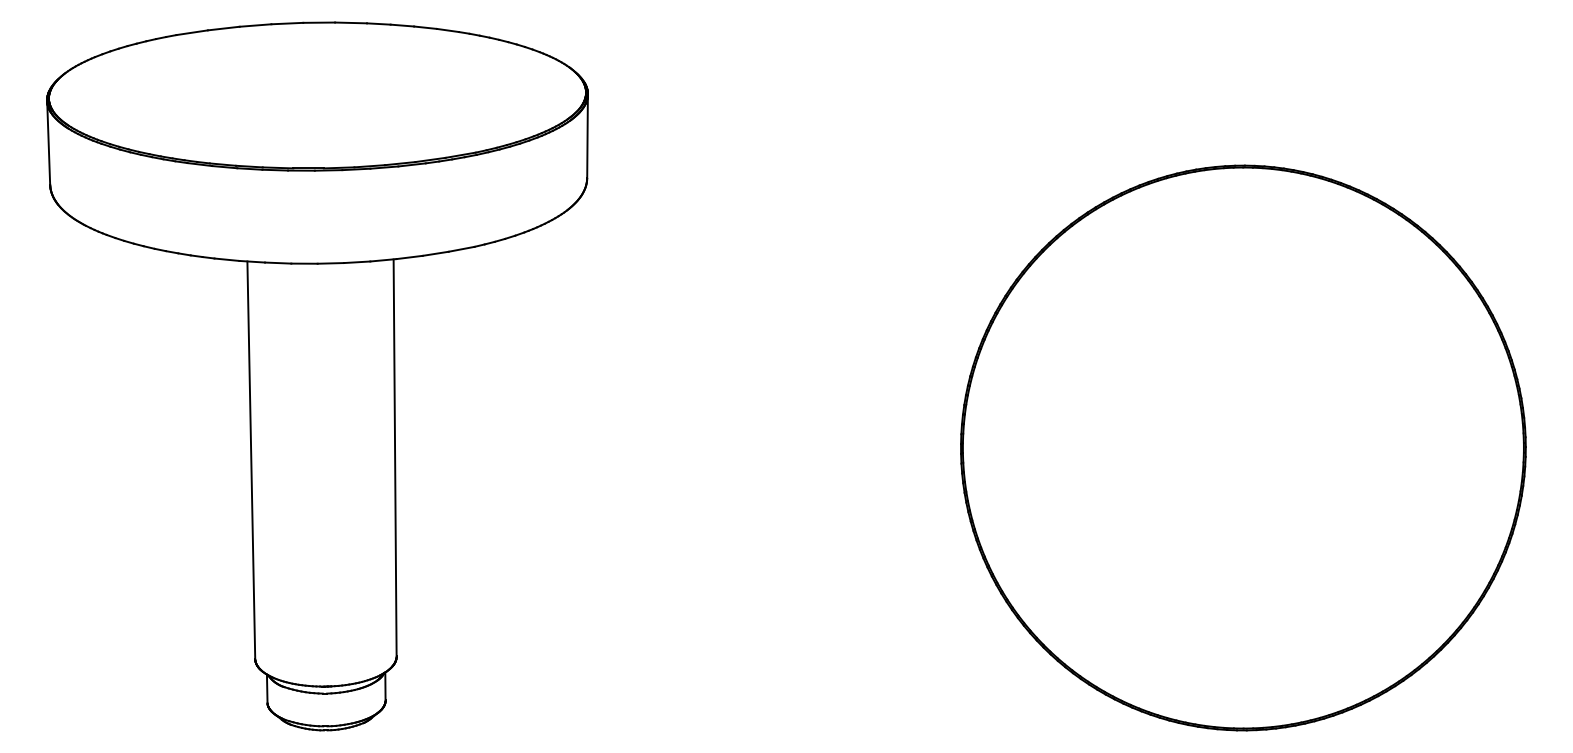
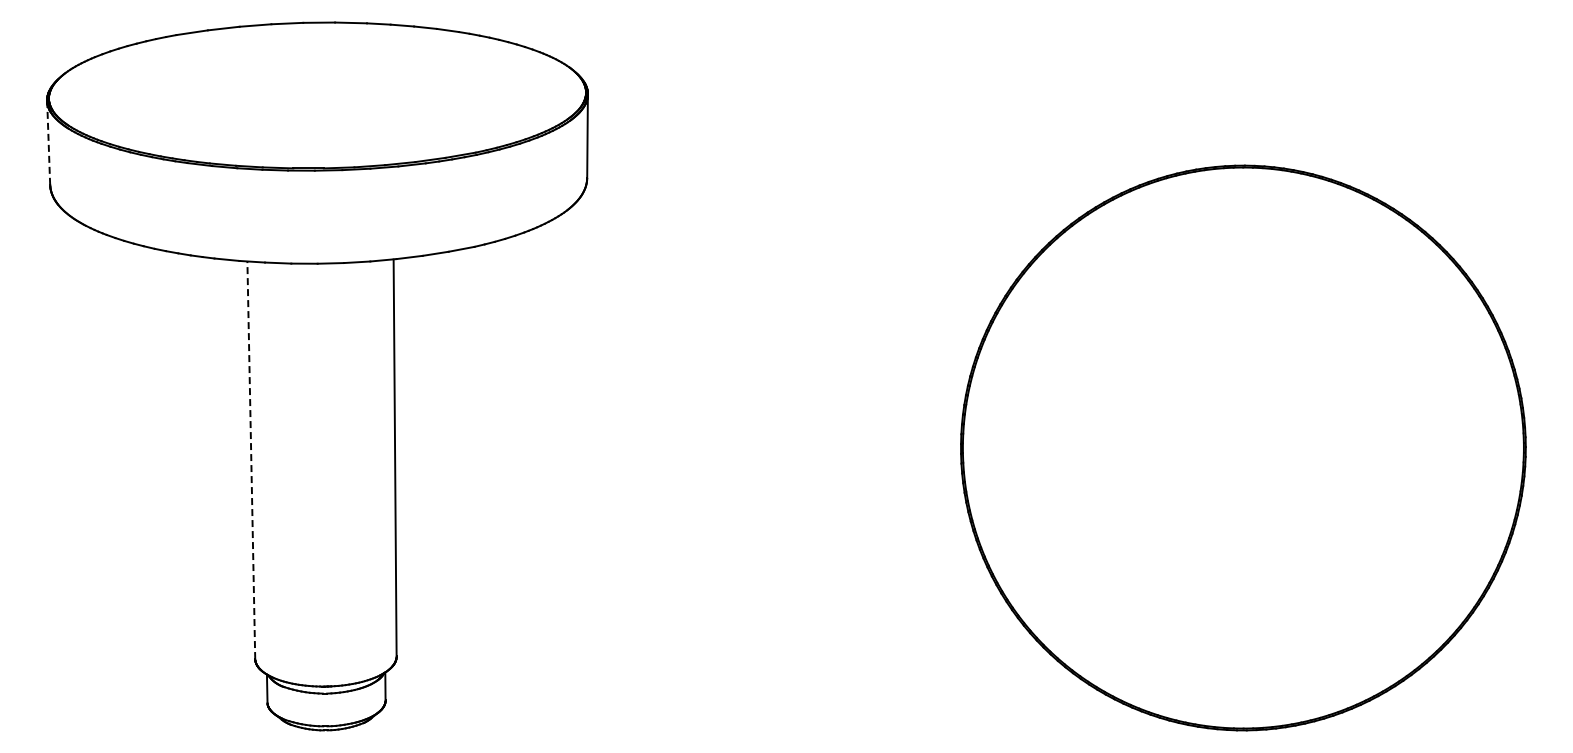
line: solid -> dashed (48, 143)
line: solid -> dashed (251, 460)
